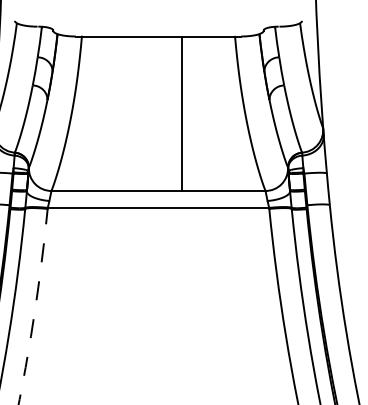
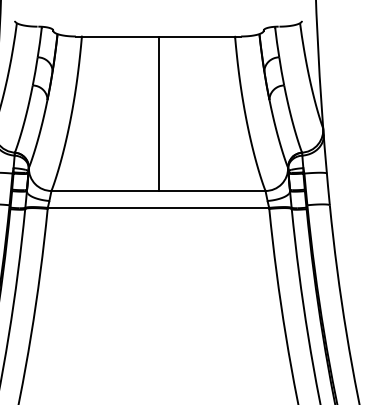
line position: (181, 113) -> (158, 113) (158, 113)
arc: dashed -> solid (35, 307)
